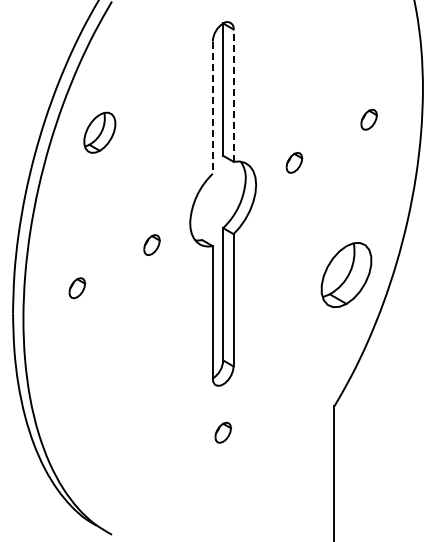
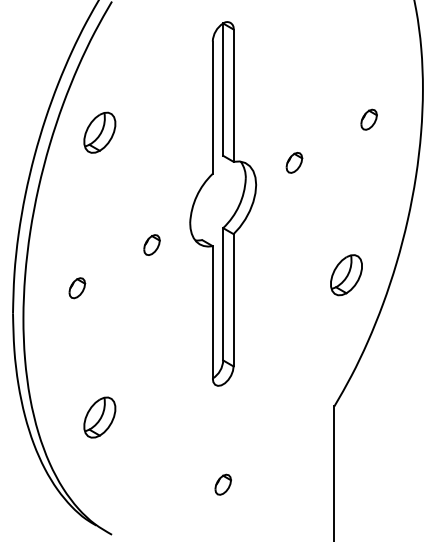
line: dashed -> solid (233, 95)
line: dashed -> solid (212, 108)
part size: 53x66 px -> 33x43 px (346, 275)
part: none -> present (99, 417)
part position: (222, 432) -> (222, 484) (222, 484)
